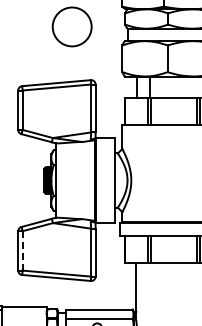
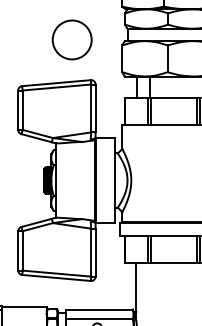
circle position: (71, 26) -> (71, 39) (71, 39)
line: dashed -> solid (22, 250)
